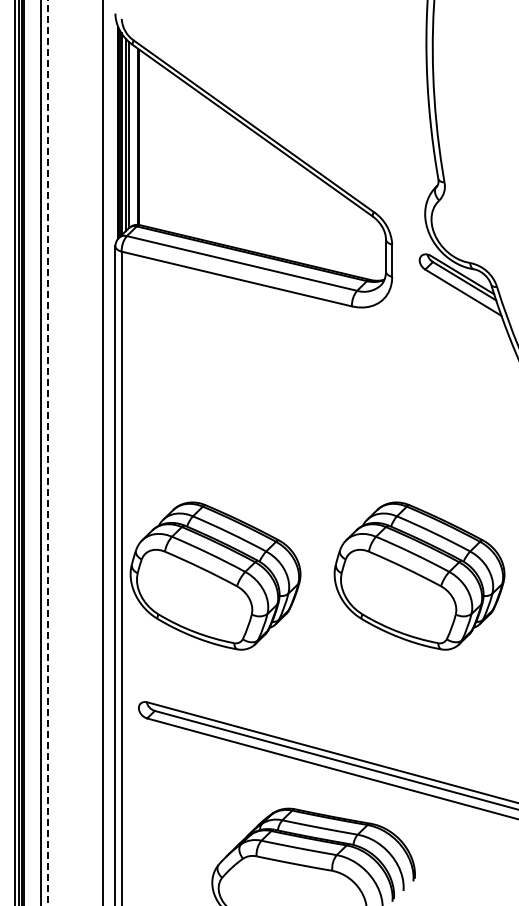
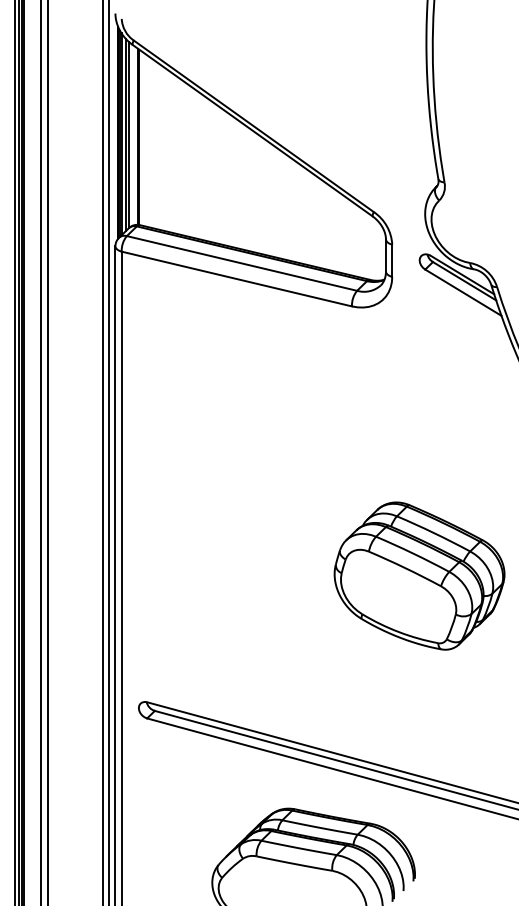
line: none -> present (108, 452)
line: dashed -> solid (48, 453)
part: present -> none (215, 575)
